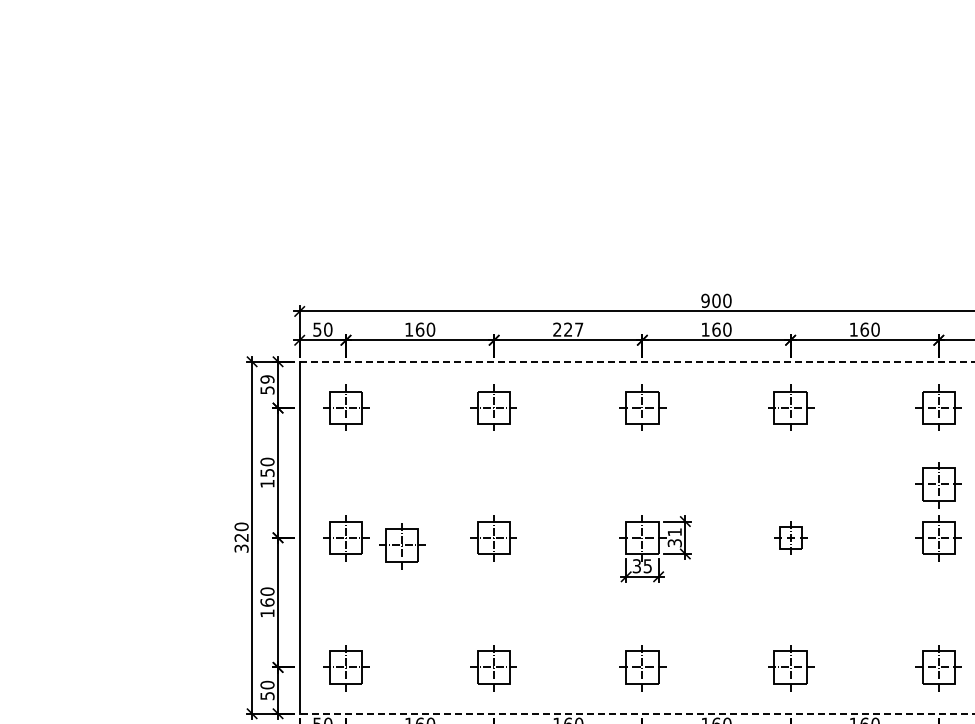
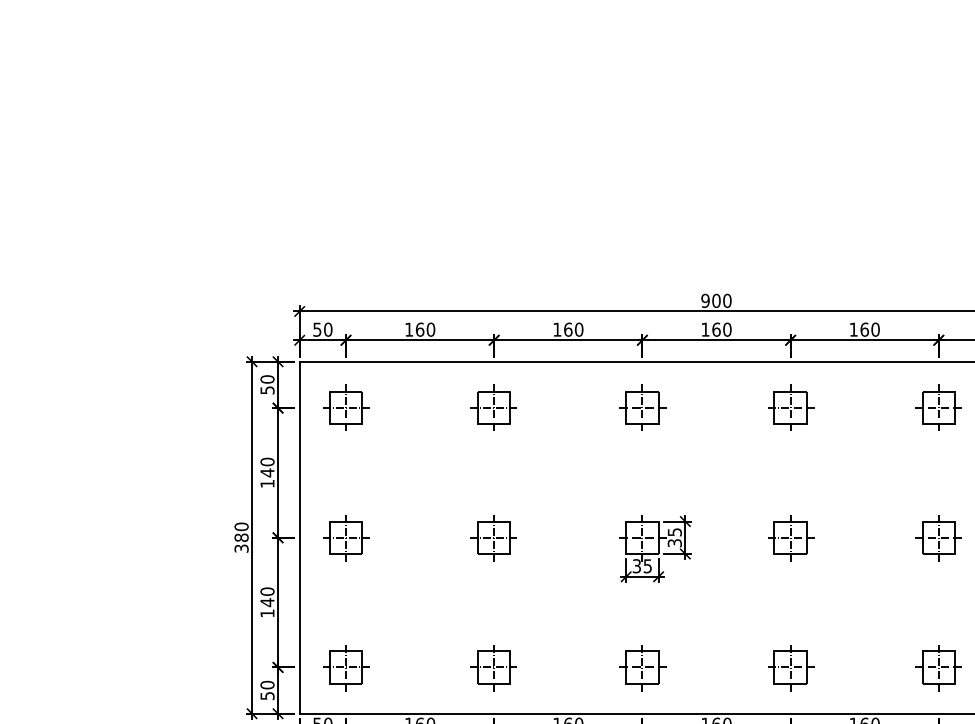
text: 227 -> 160 (568, 329)
line: dashed -> solid (637, 361)
text: 59 -> 50 (267, 379)
text: 150 -> 140 (267, 472)
part: present -> none (938, 485)
text: 31 -> 35 (674, 532)
text: 320 -> 380 (241, 537)
part size: 34x34 px -> 47x47 px (791, 538)
part: present -> none (402, 546)
text: 160 -> 140 (267, 602)
line: dashed -> solid (636, 713)
